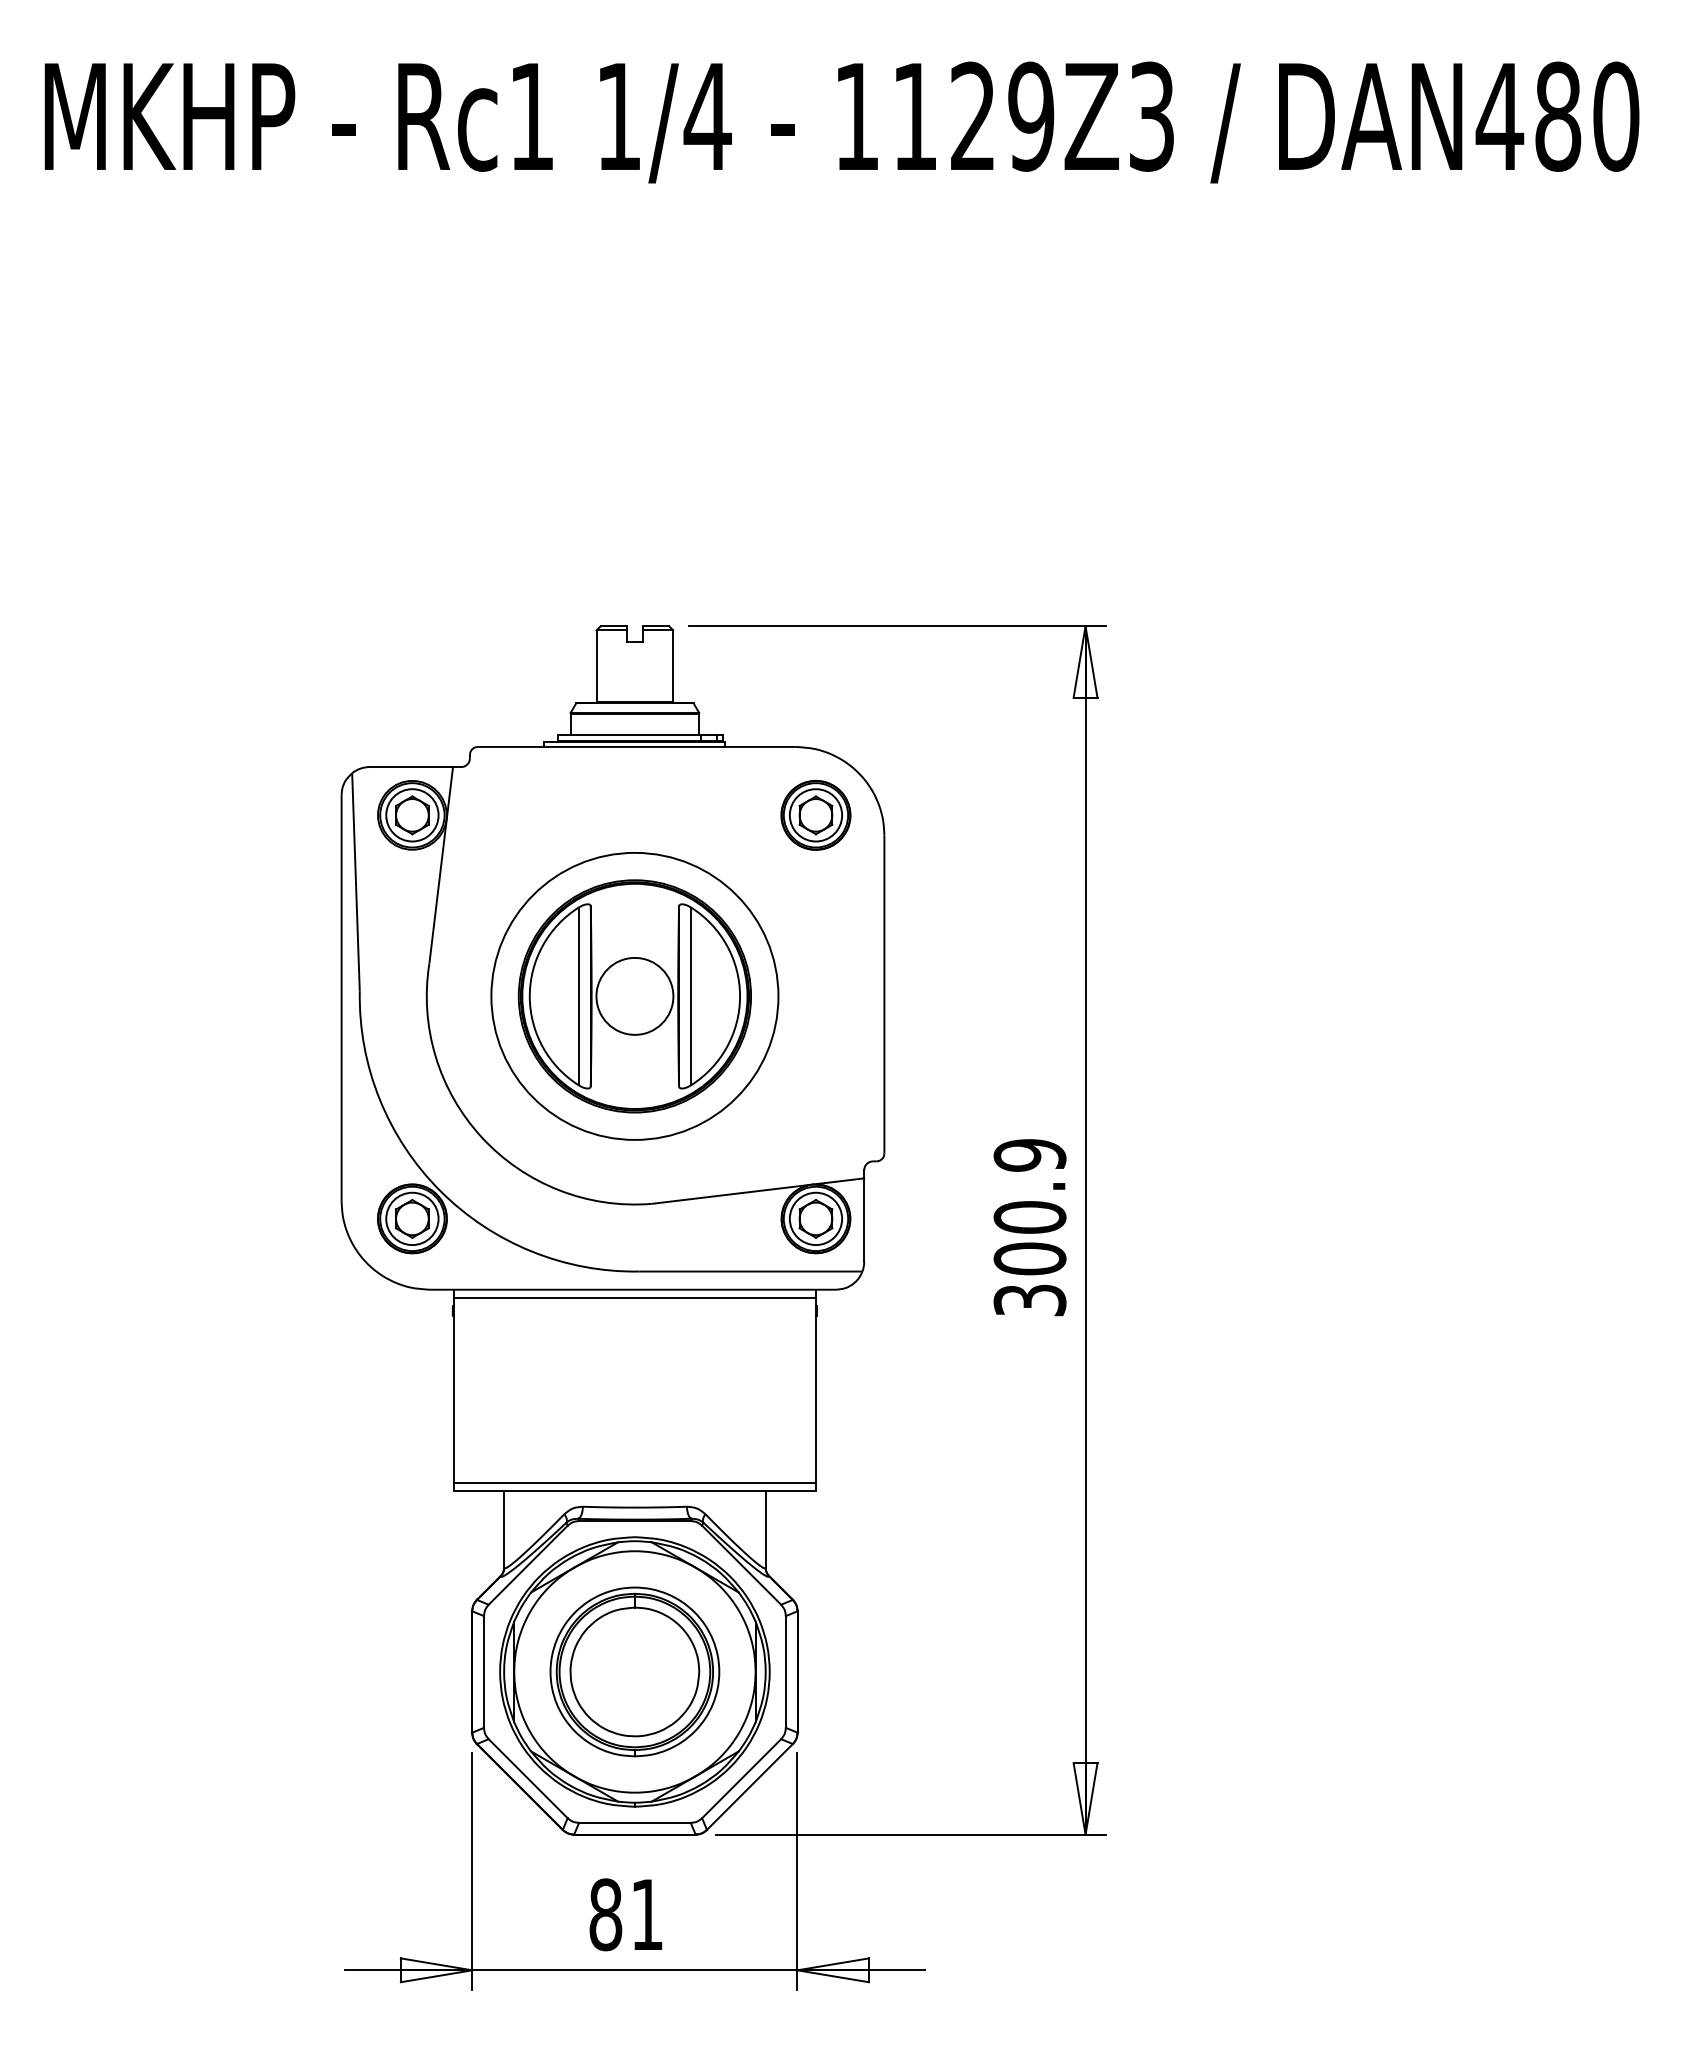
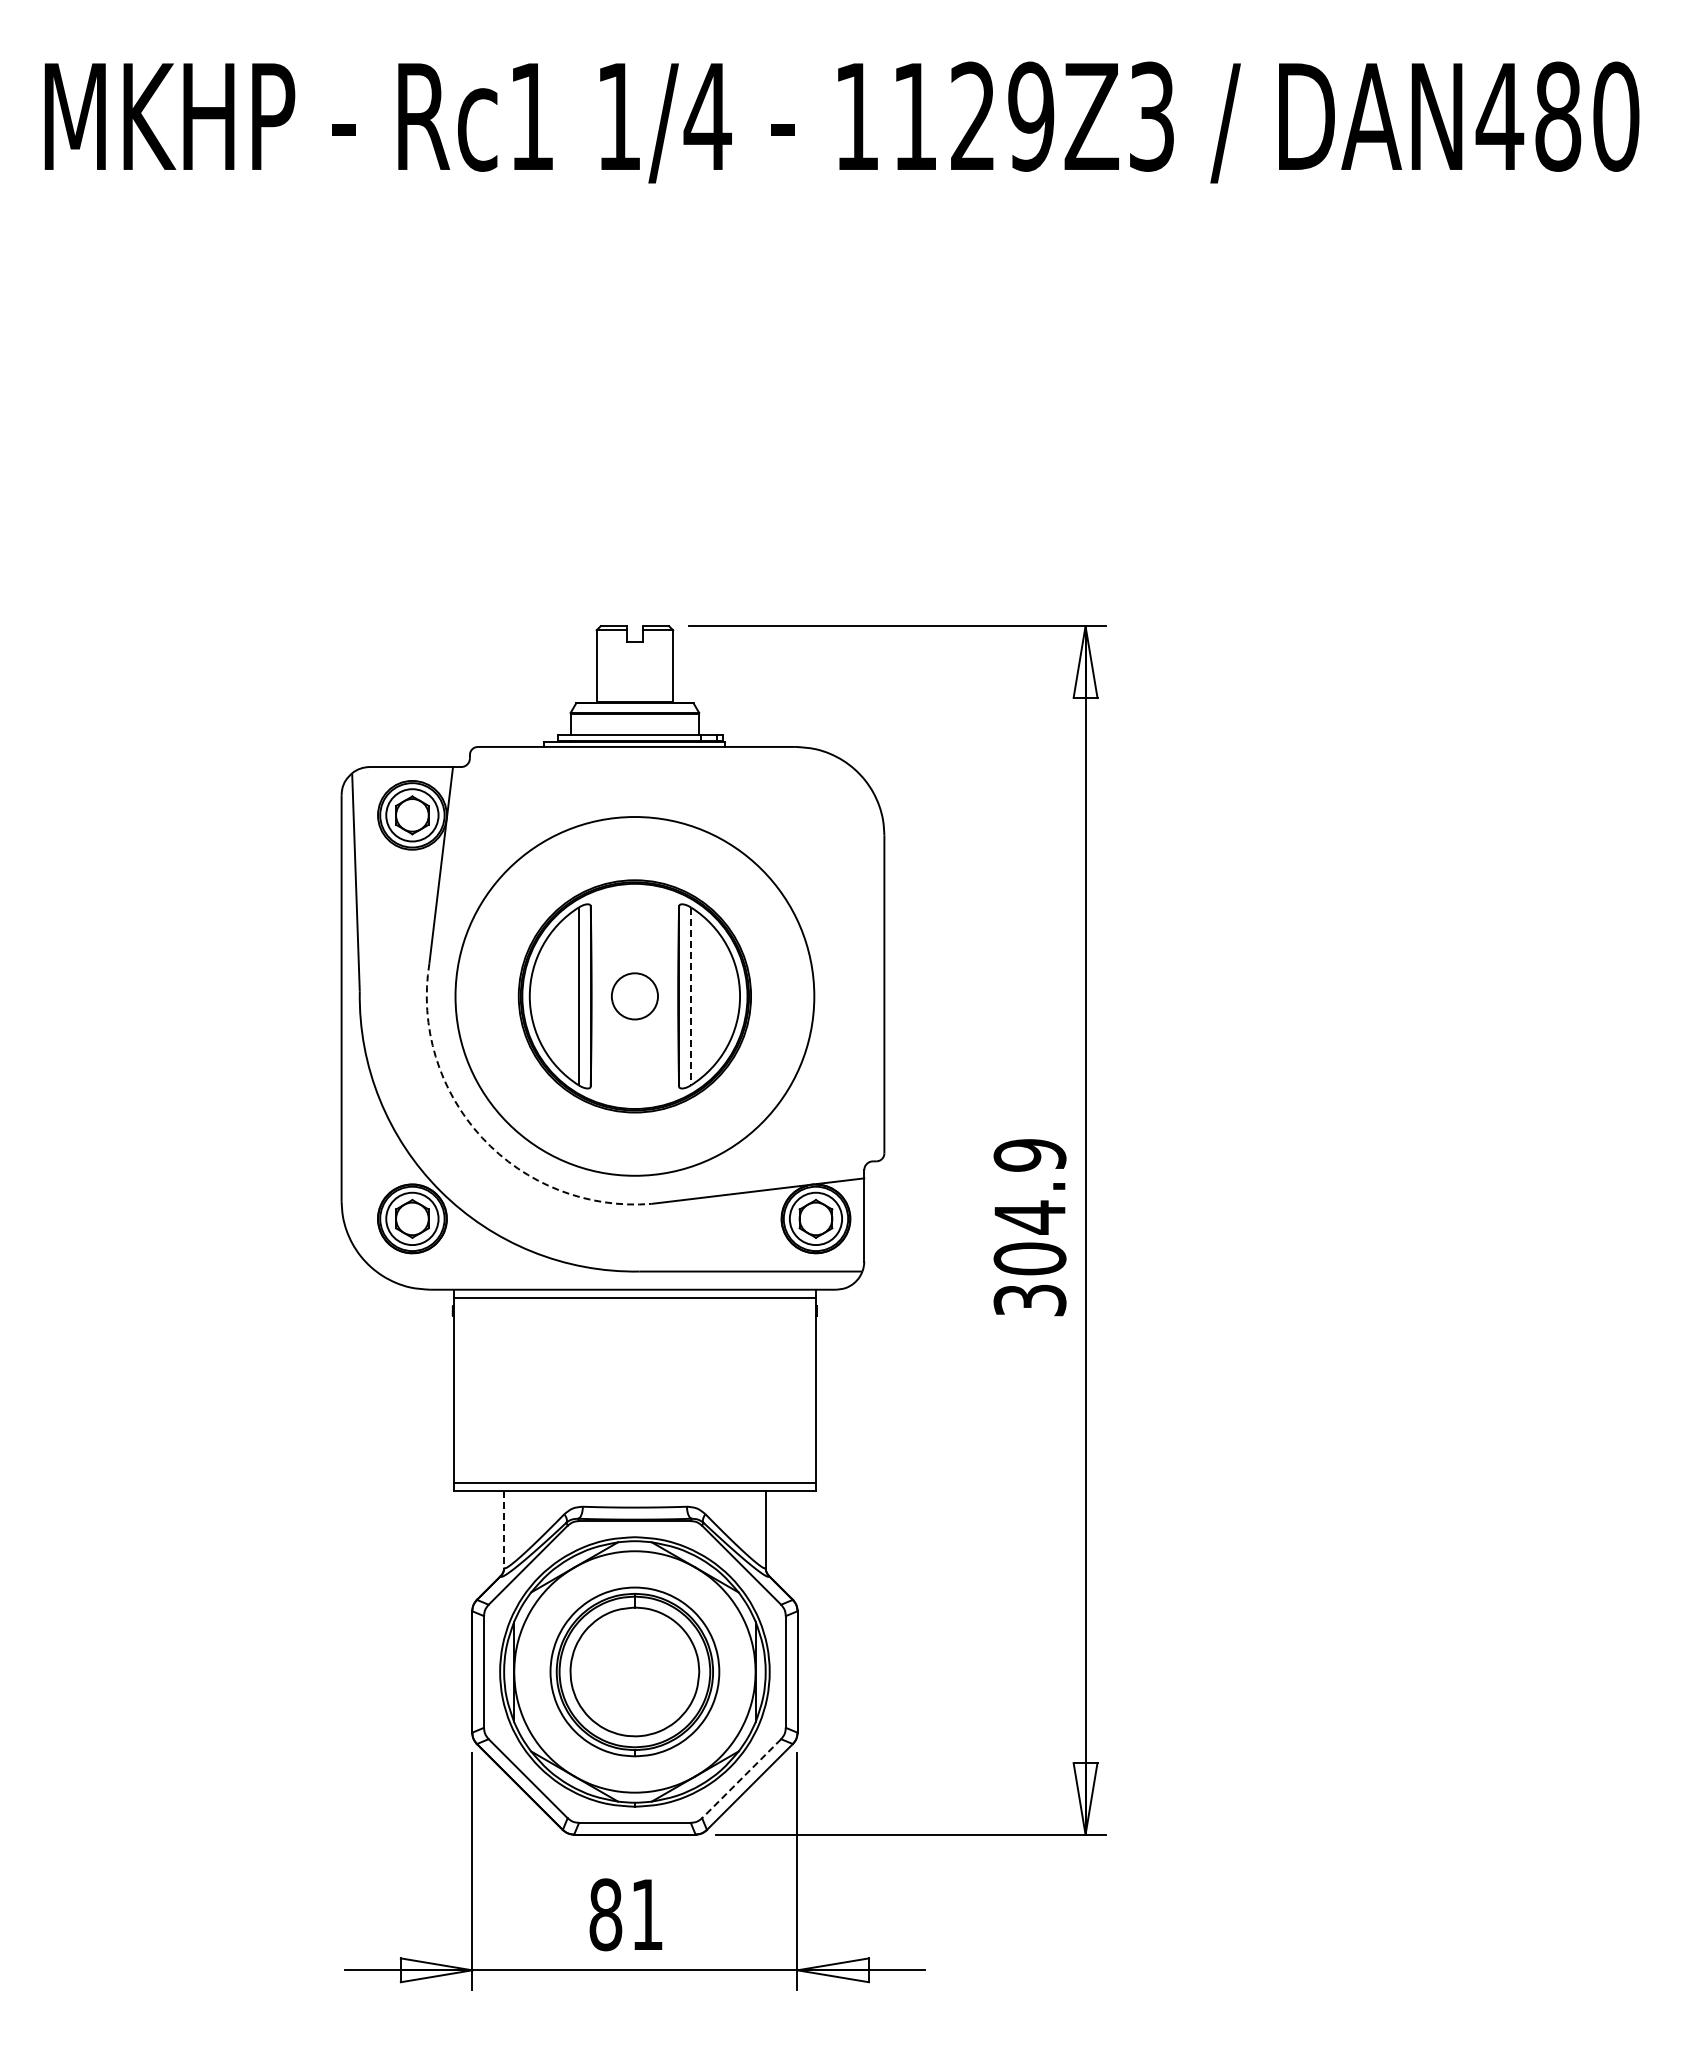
part: present -> none (815, 814)
circle diameter: 287 px -> 359 px (634, 996)
circle diameter: 77 px -> 46 px (634, 996)
line: solid -> dashed (691, 996)
arc: solid -> dashed (482, 1137)
text: 300.9 -> 304.9 (1029, 1217)
line: solid -> dashed (504, 1529)
line: solid -> dashed (741, 1778)
